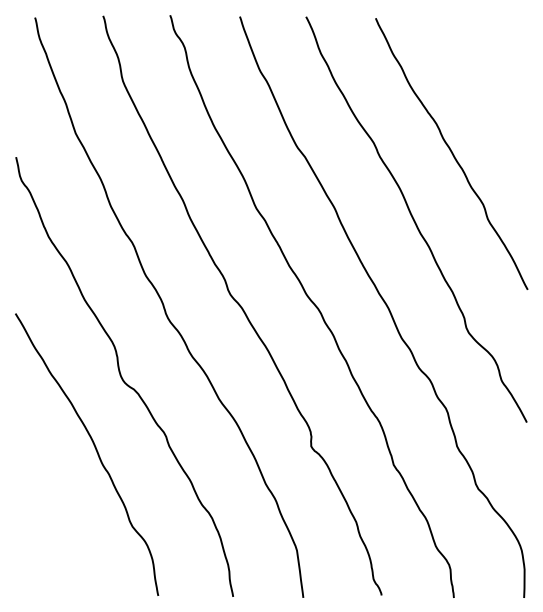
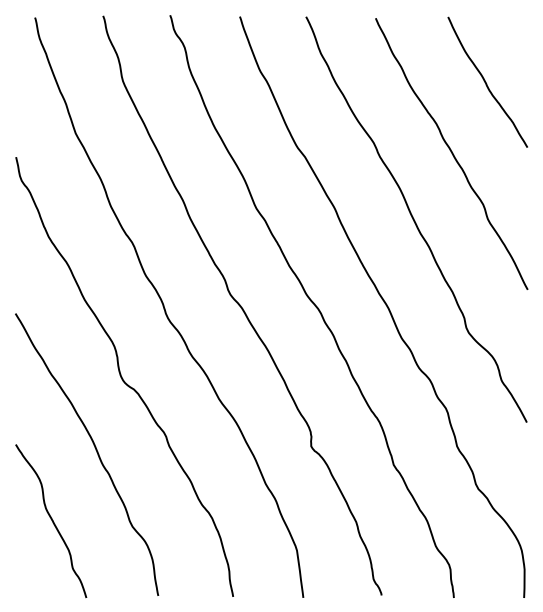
curve: none -> present (486, 82)
curve: none -> present (51, 520)
